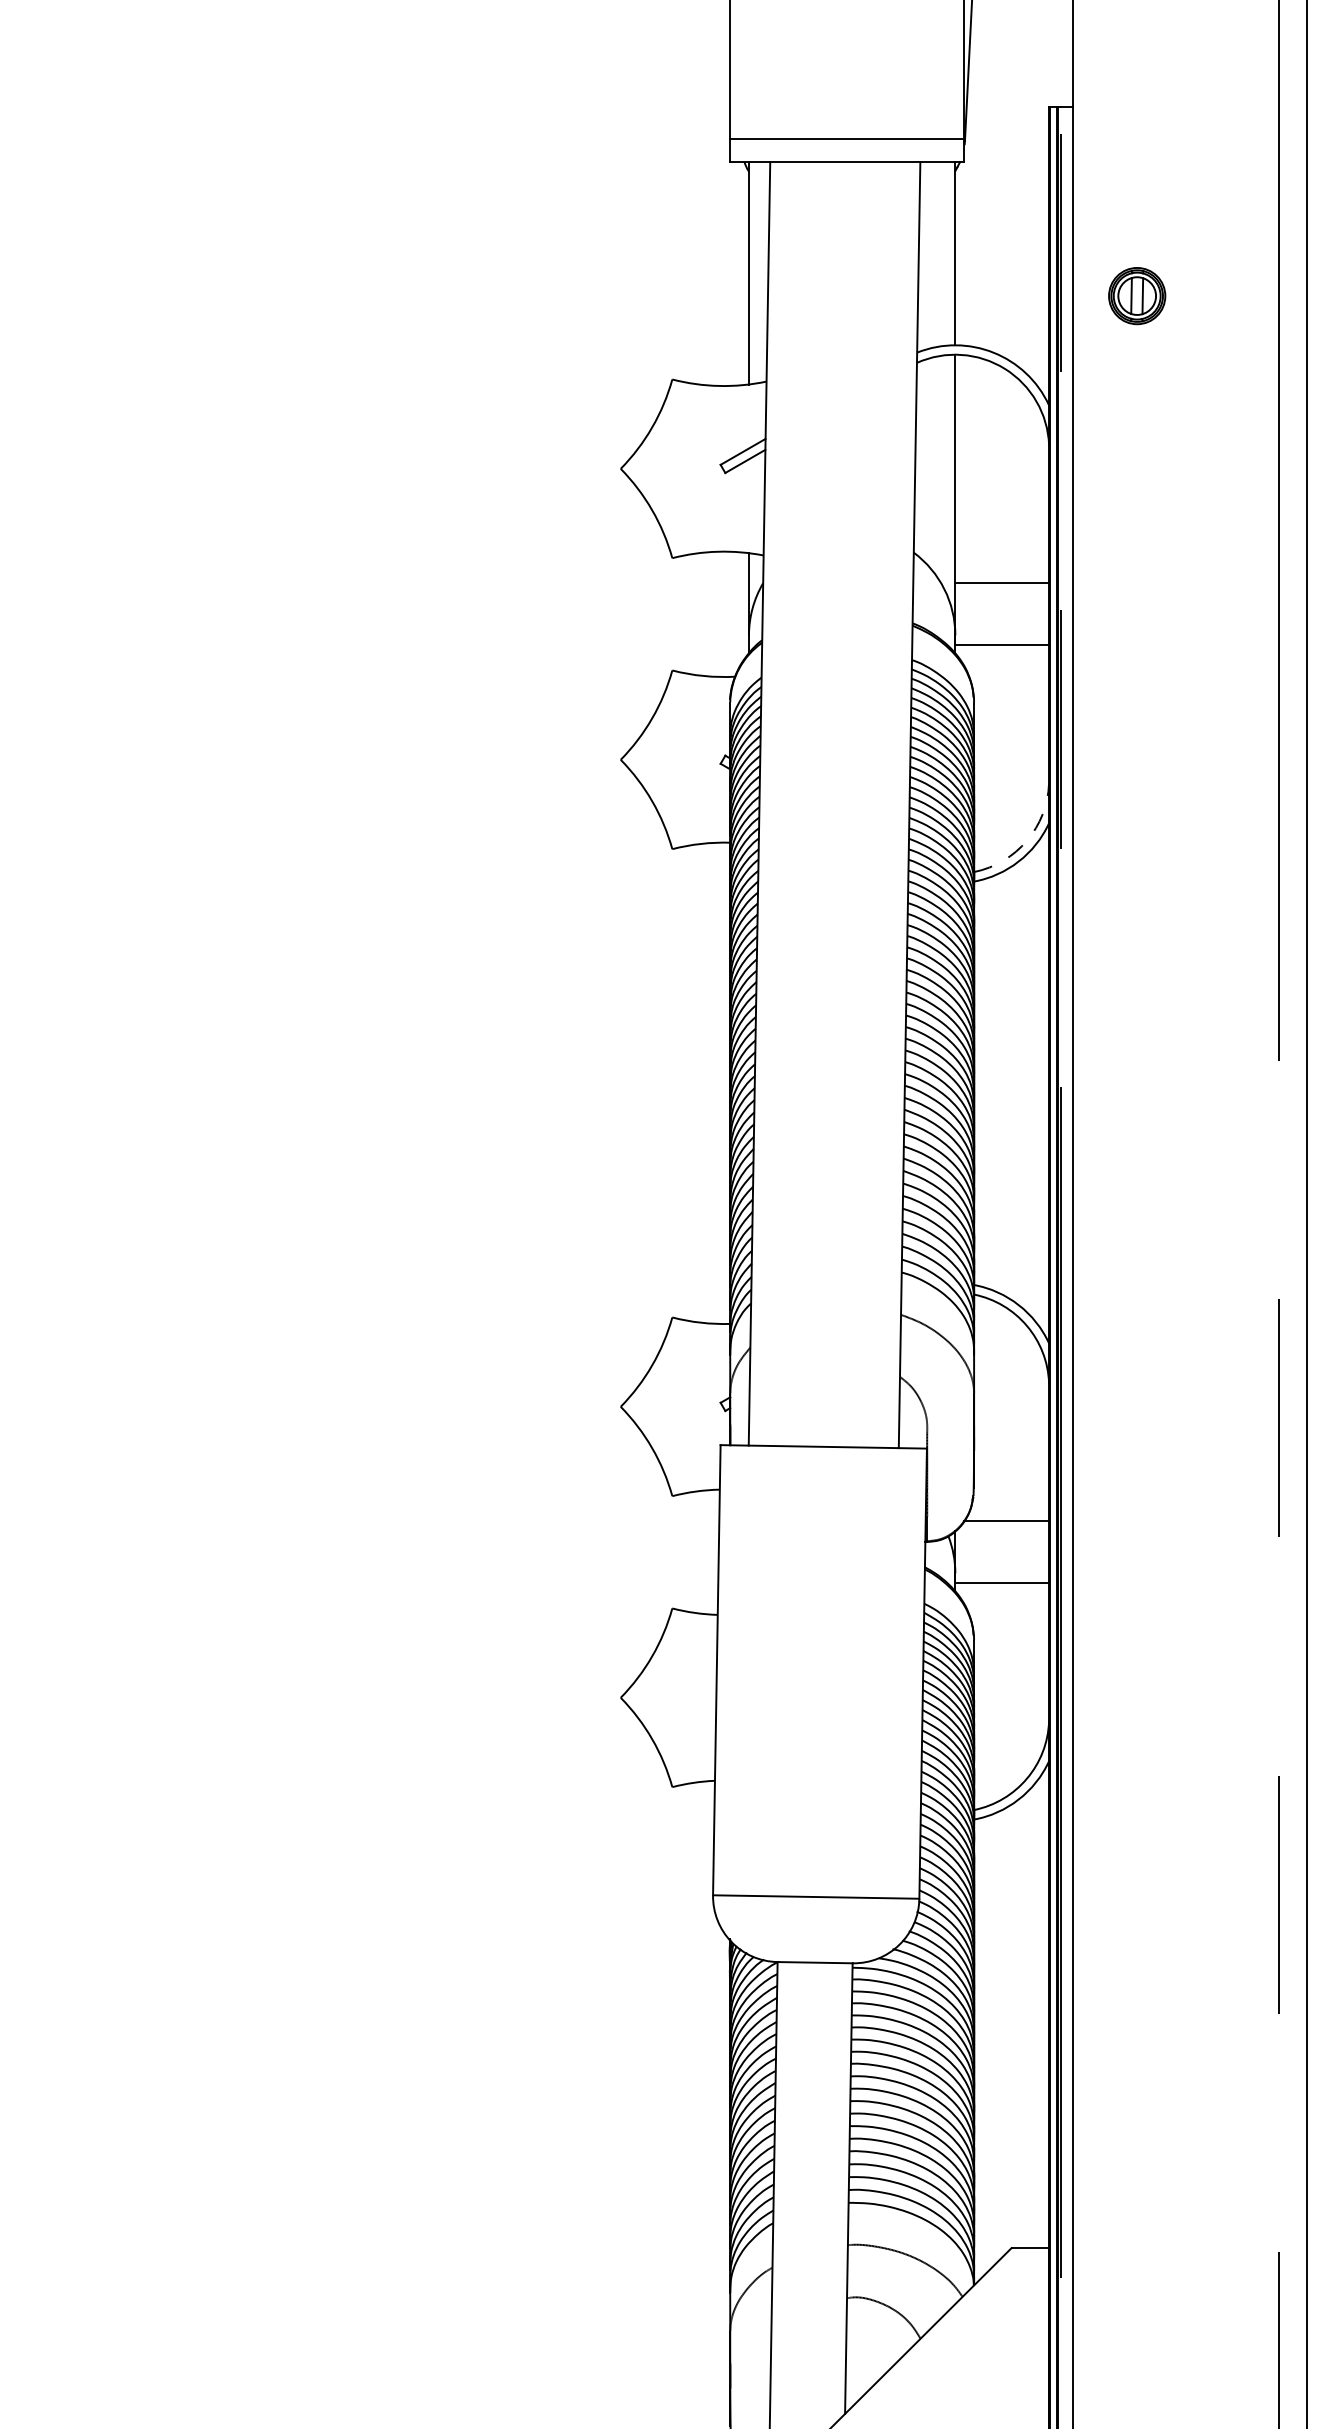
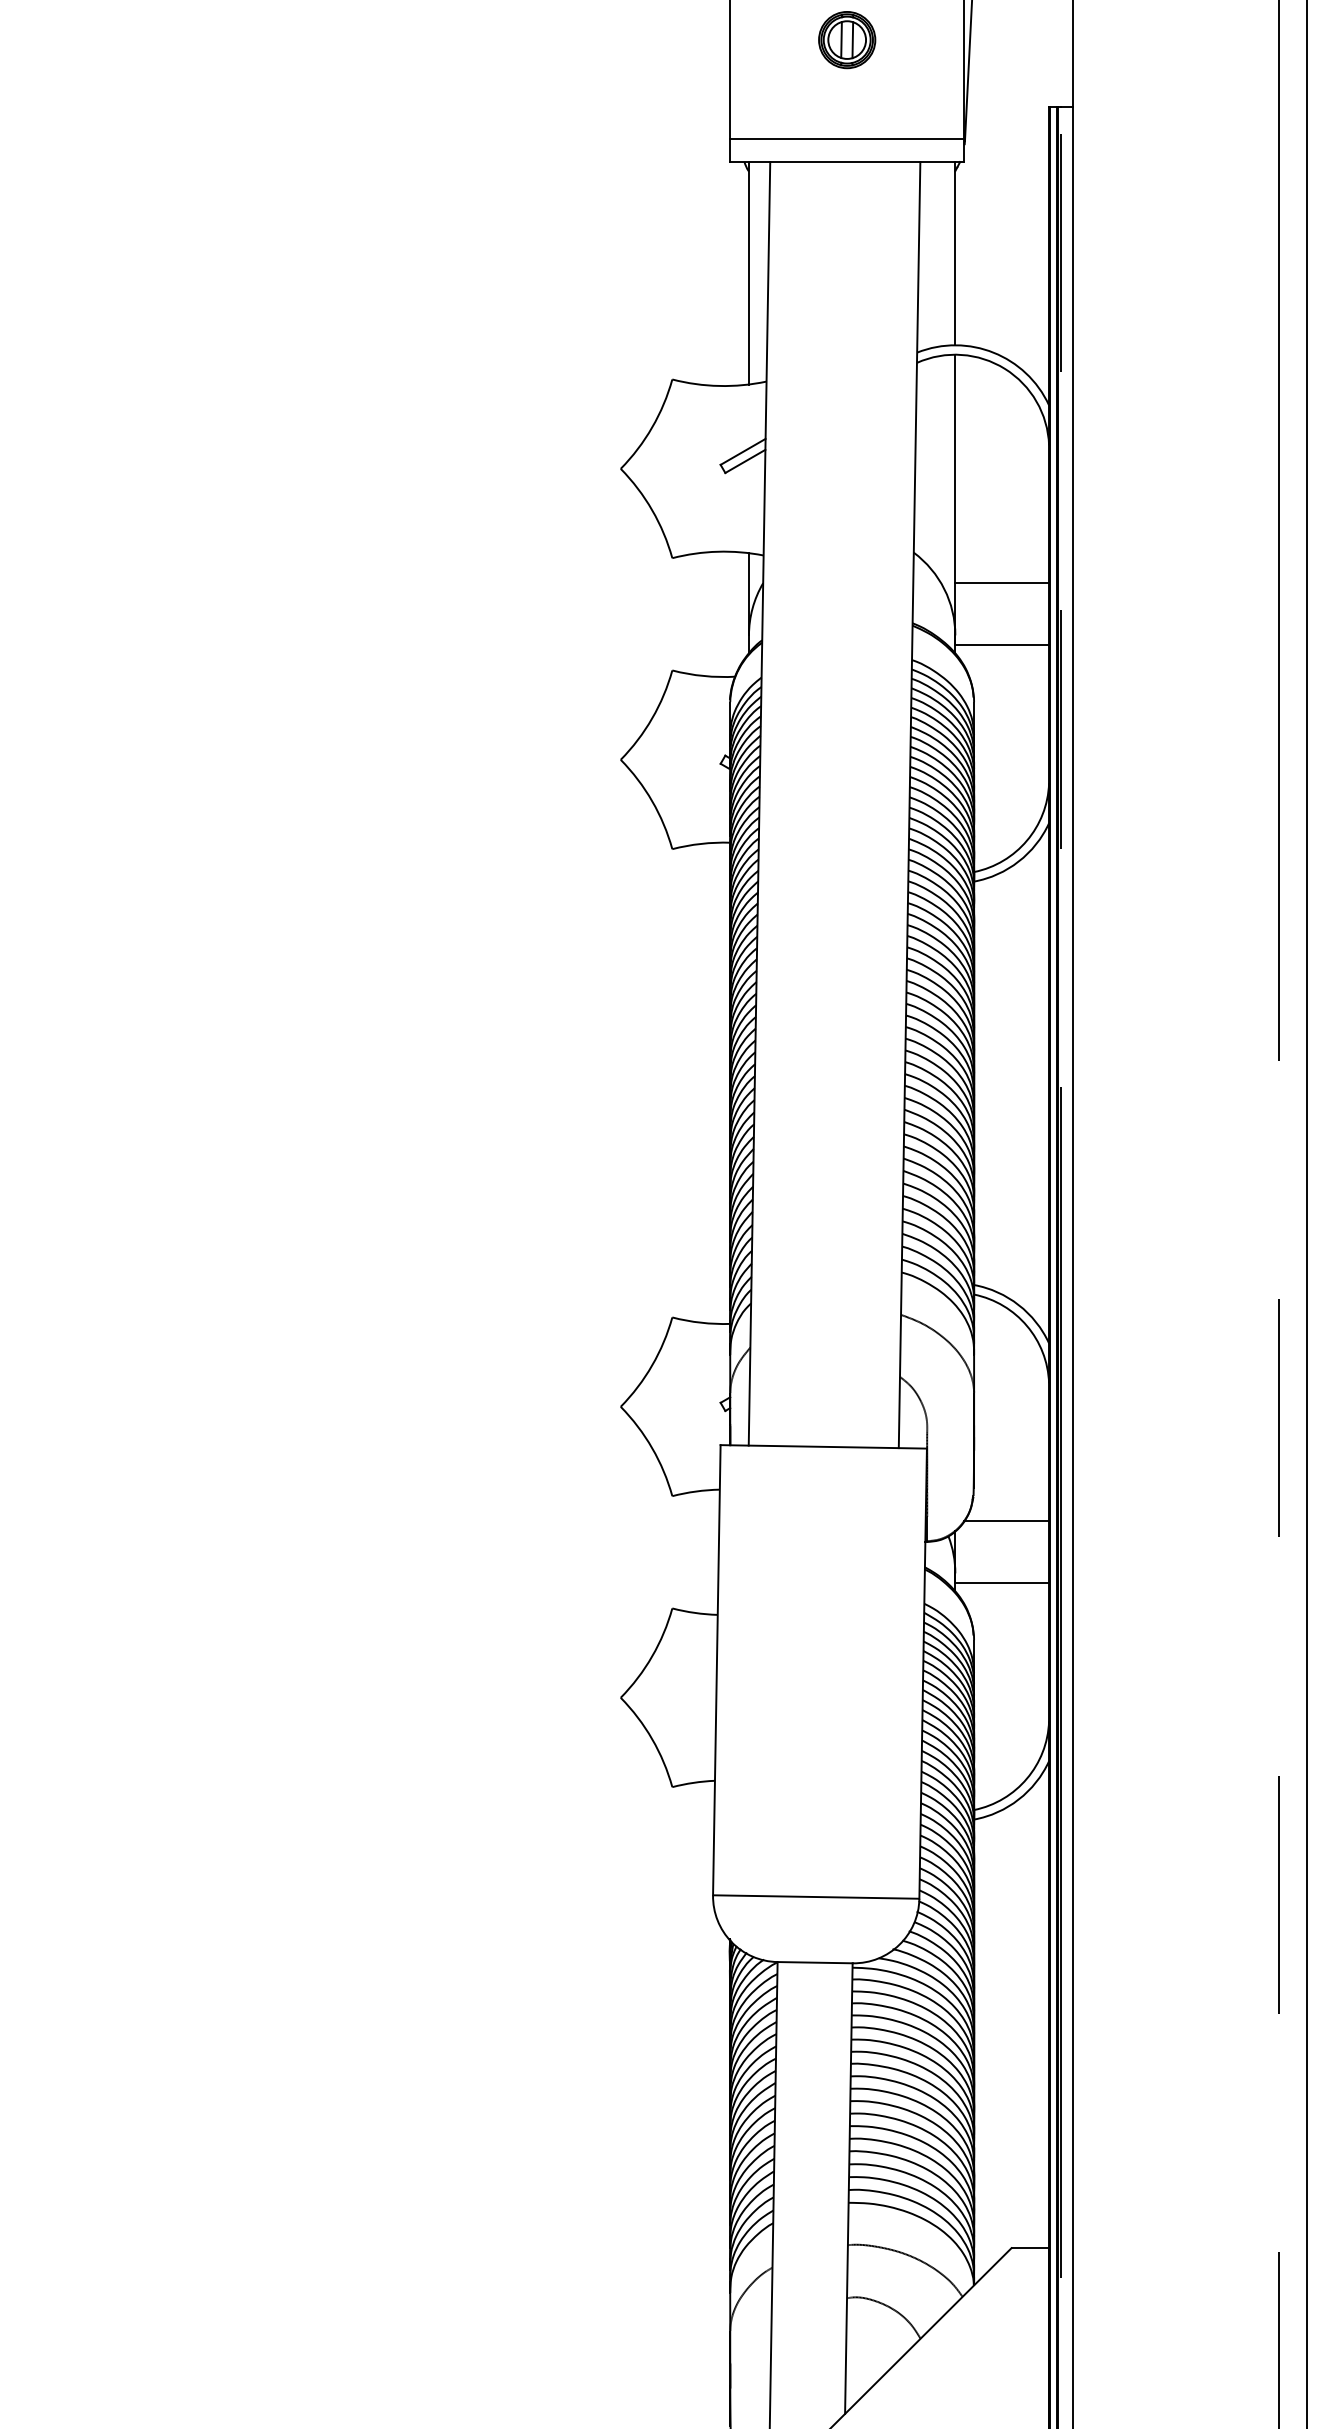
part position: (1137, 296) -> (847, 40) (847, 40)
arc: dashed -> solid (1026, 840)
